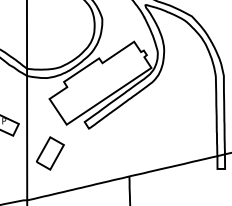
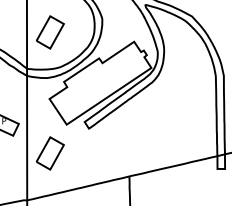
part: none -> present (50, 32)
